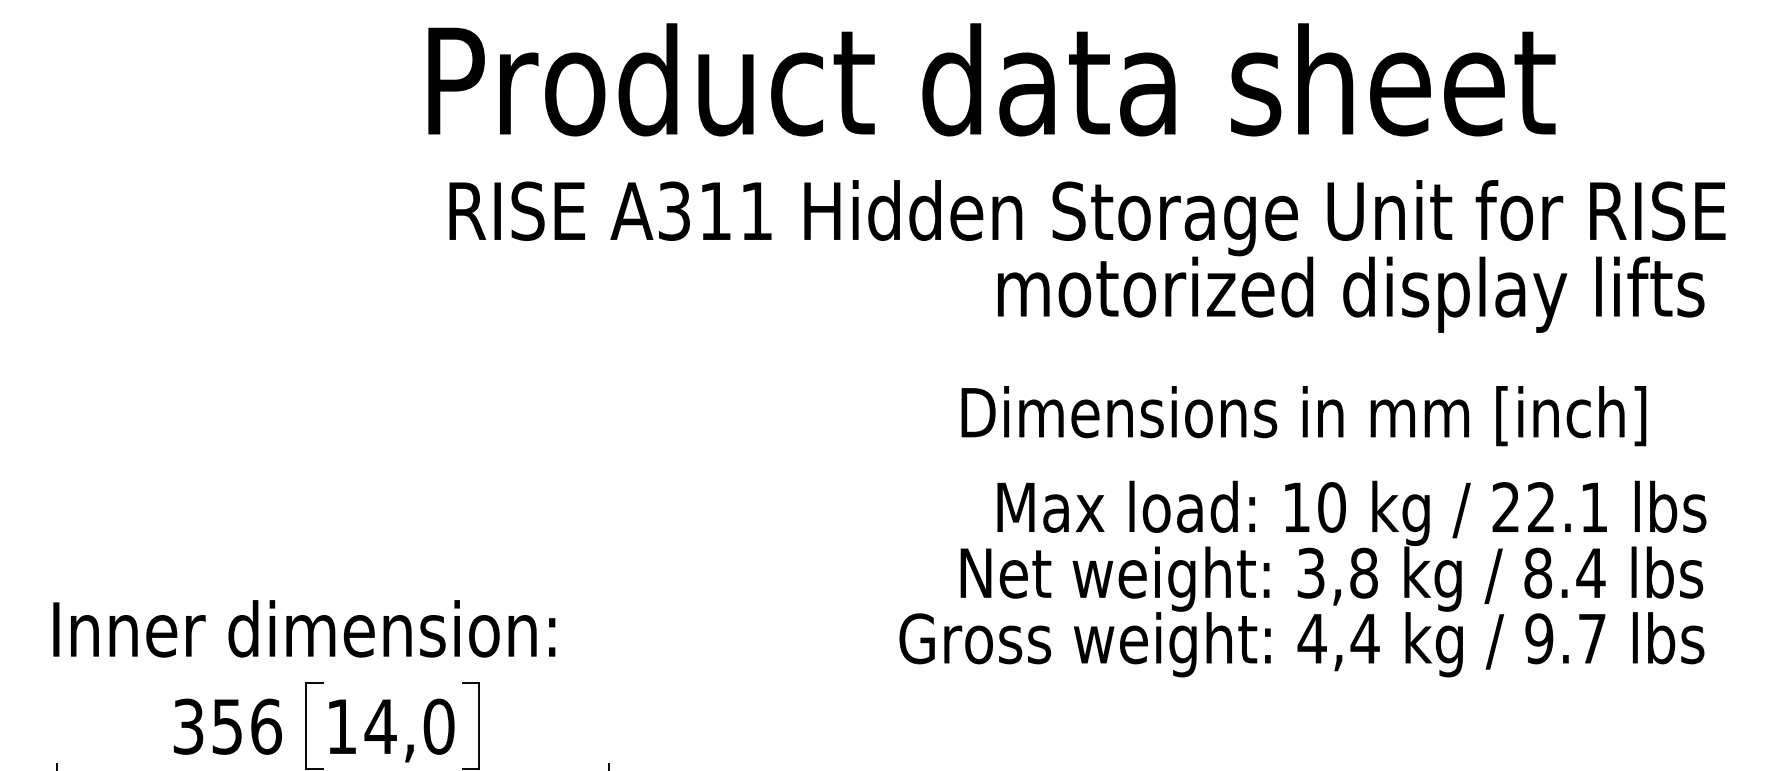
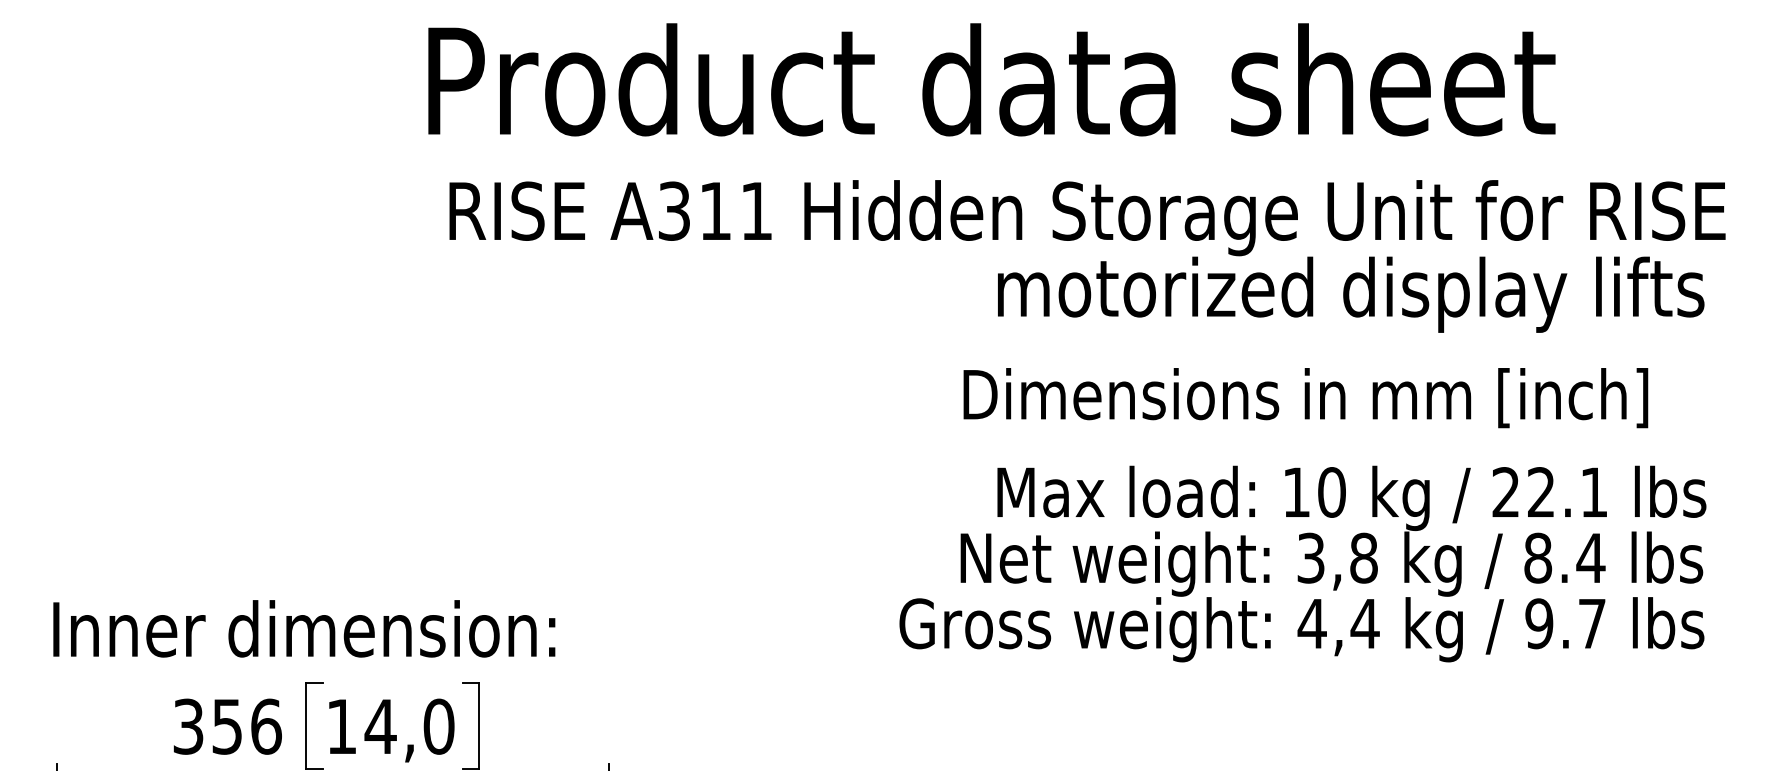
text position: (1303, 416) -> (1305, 398) (1305, 398)
text position: (1302, 578) -> (1302, 563) (1302, 563)
